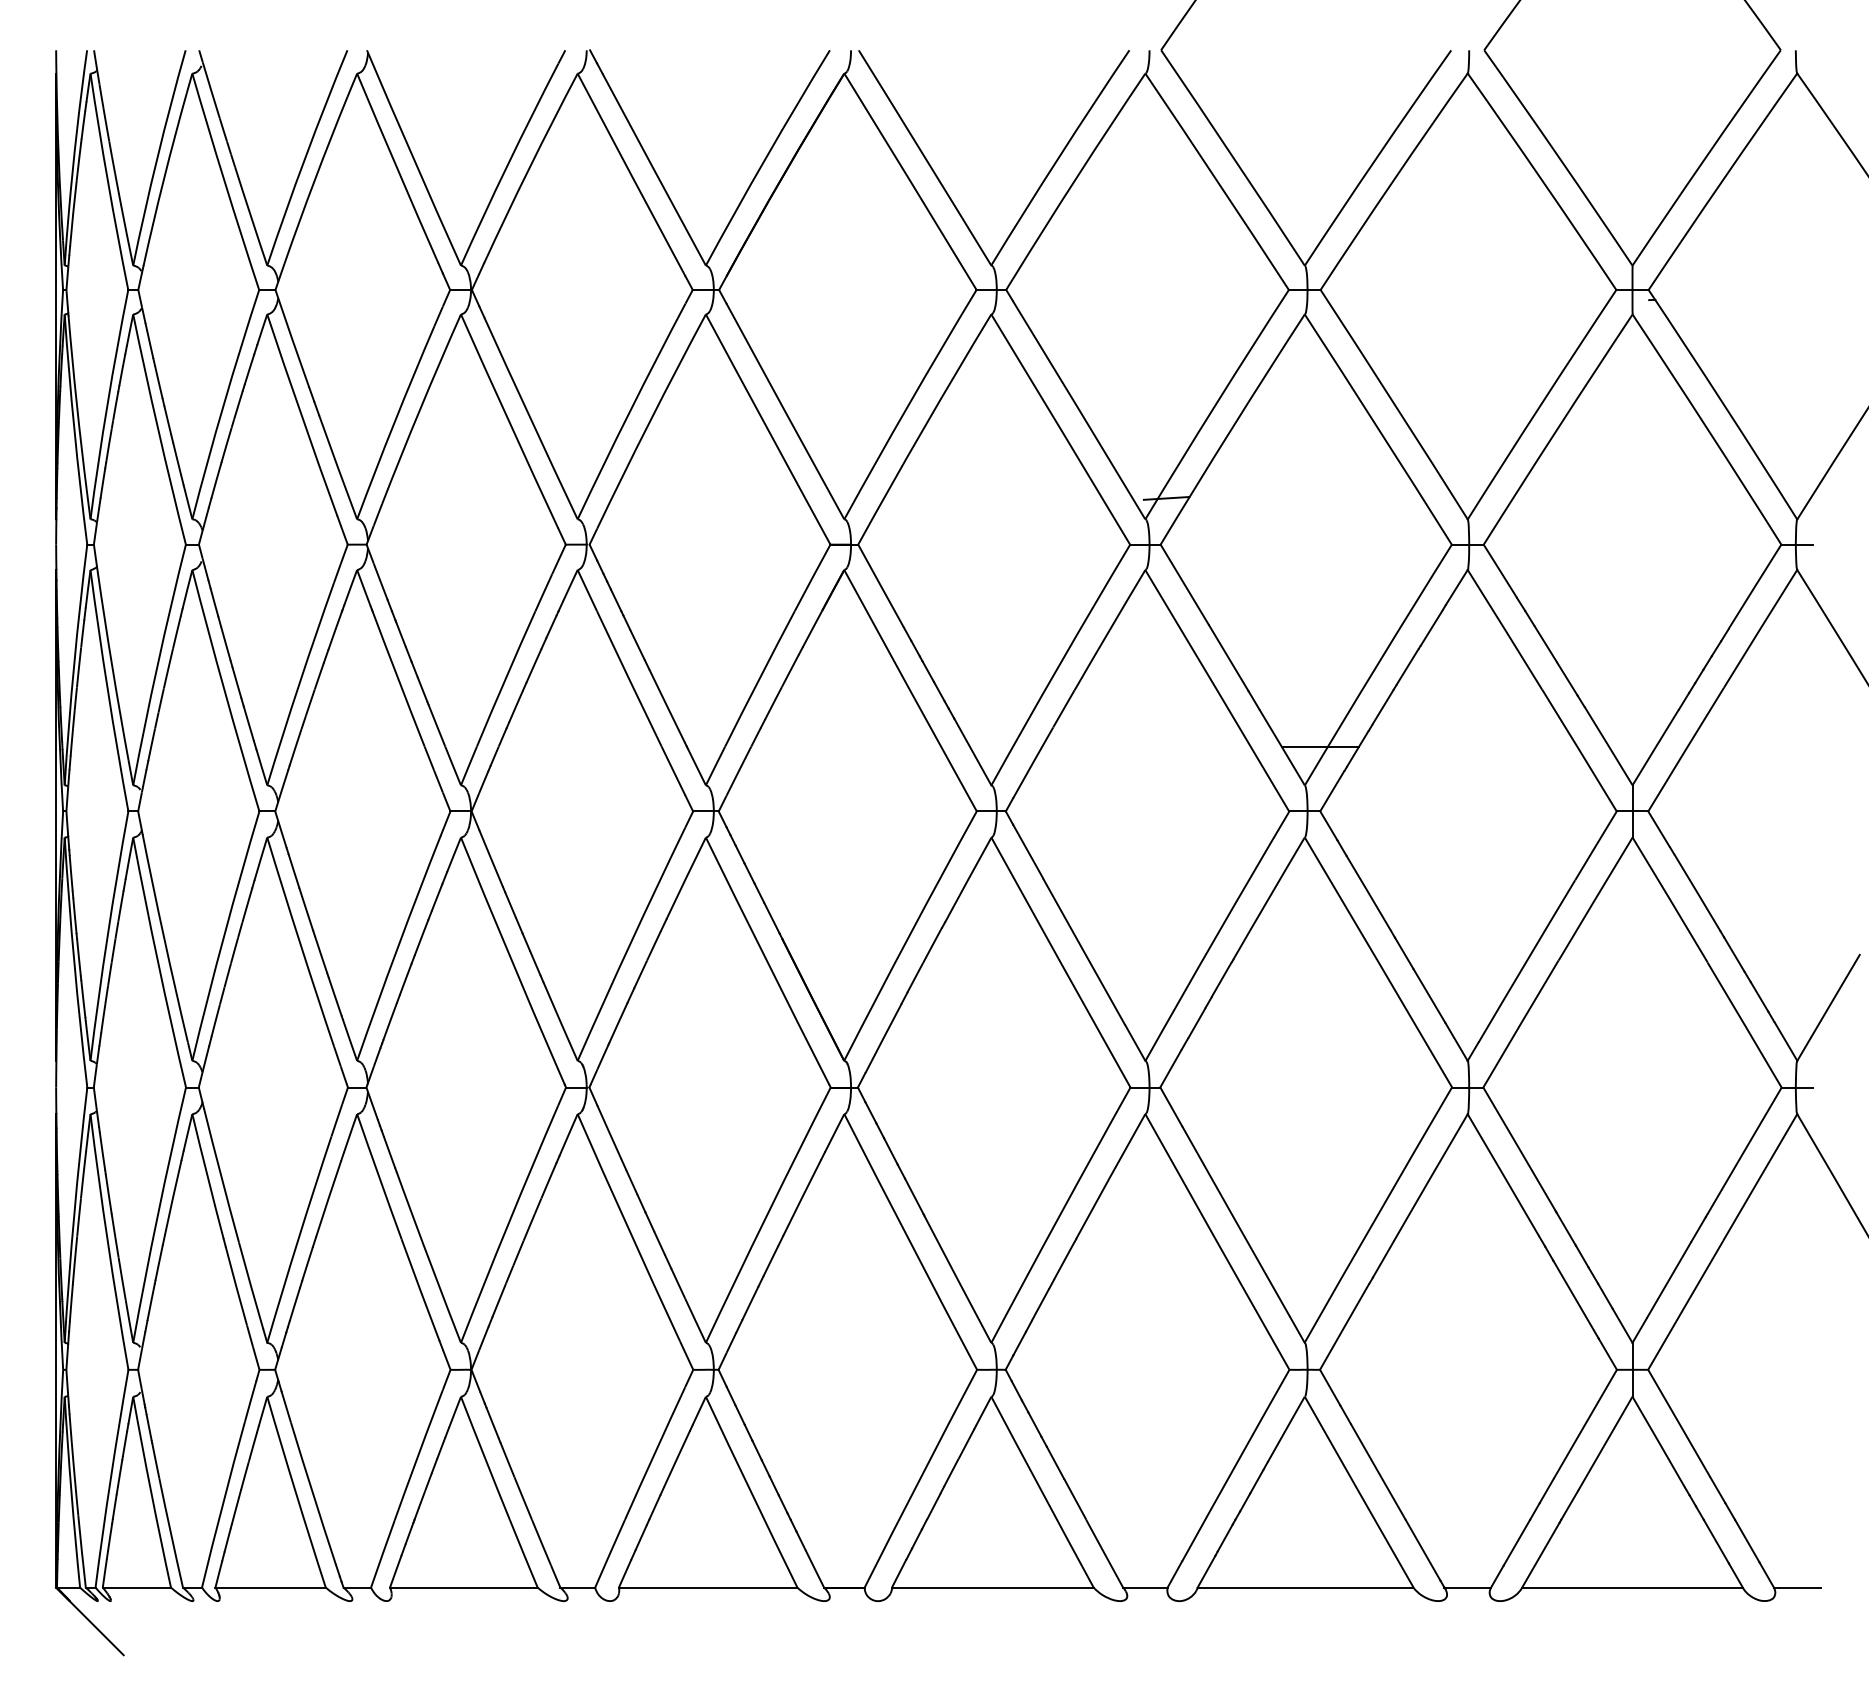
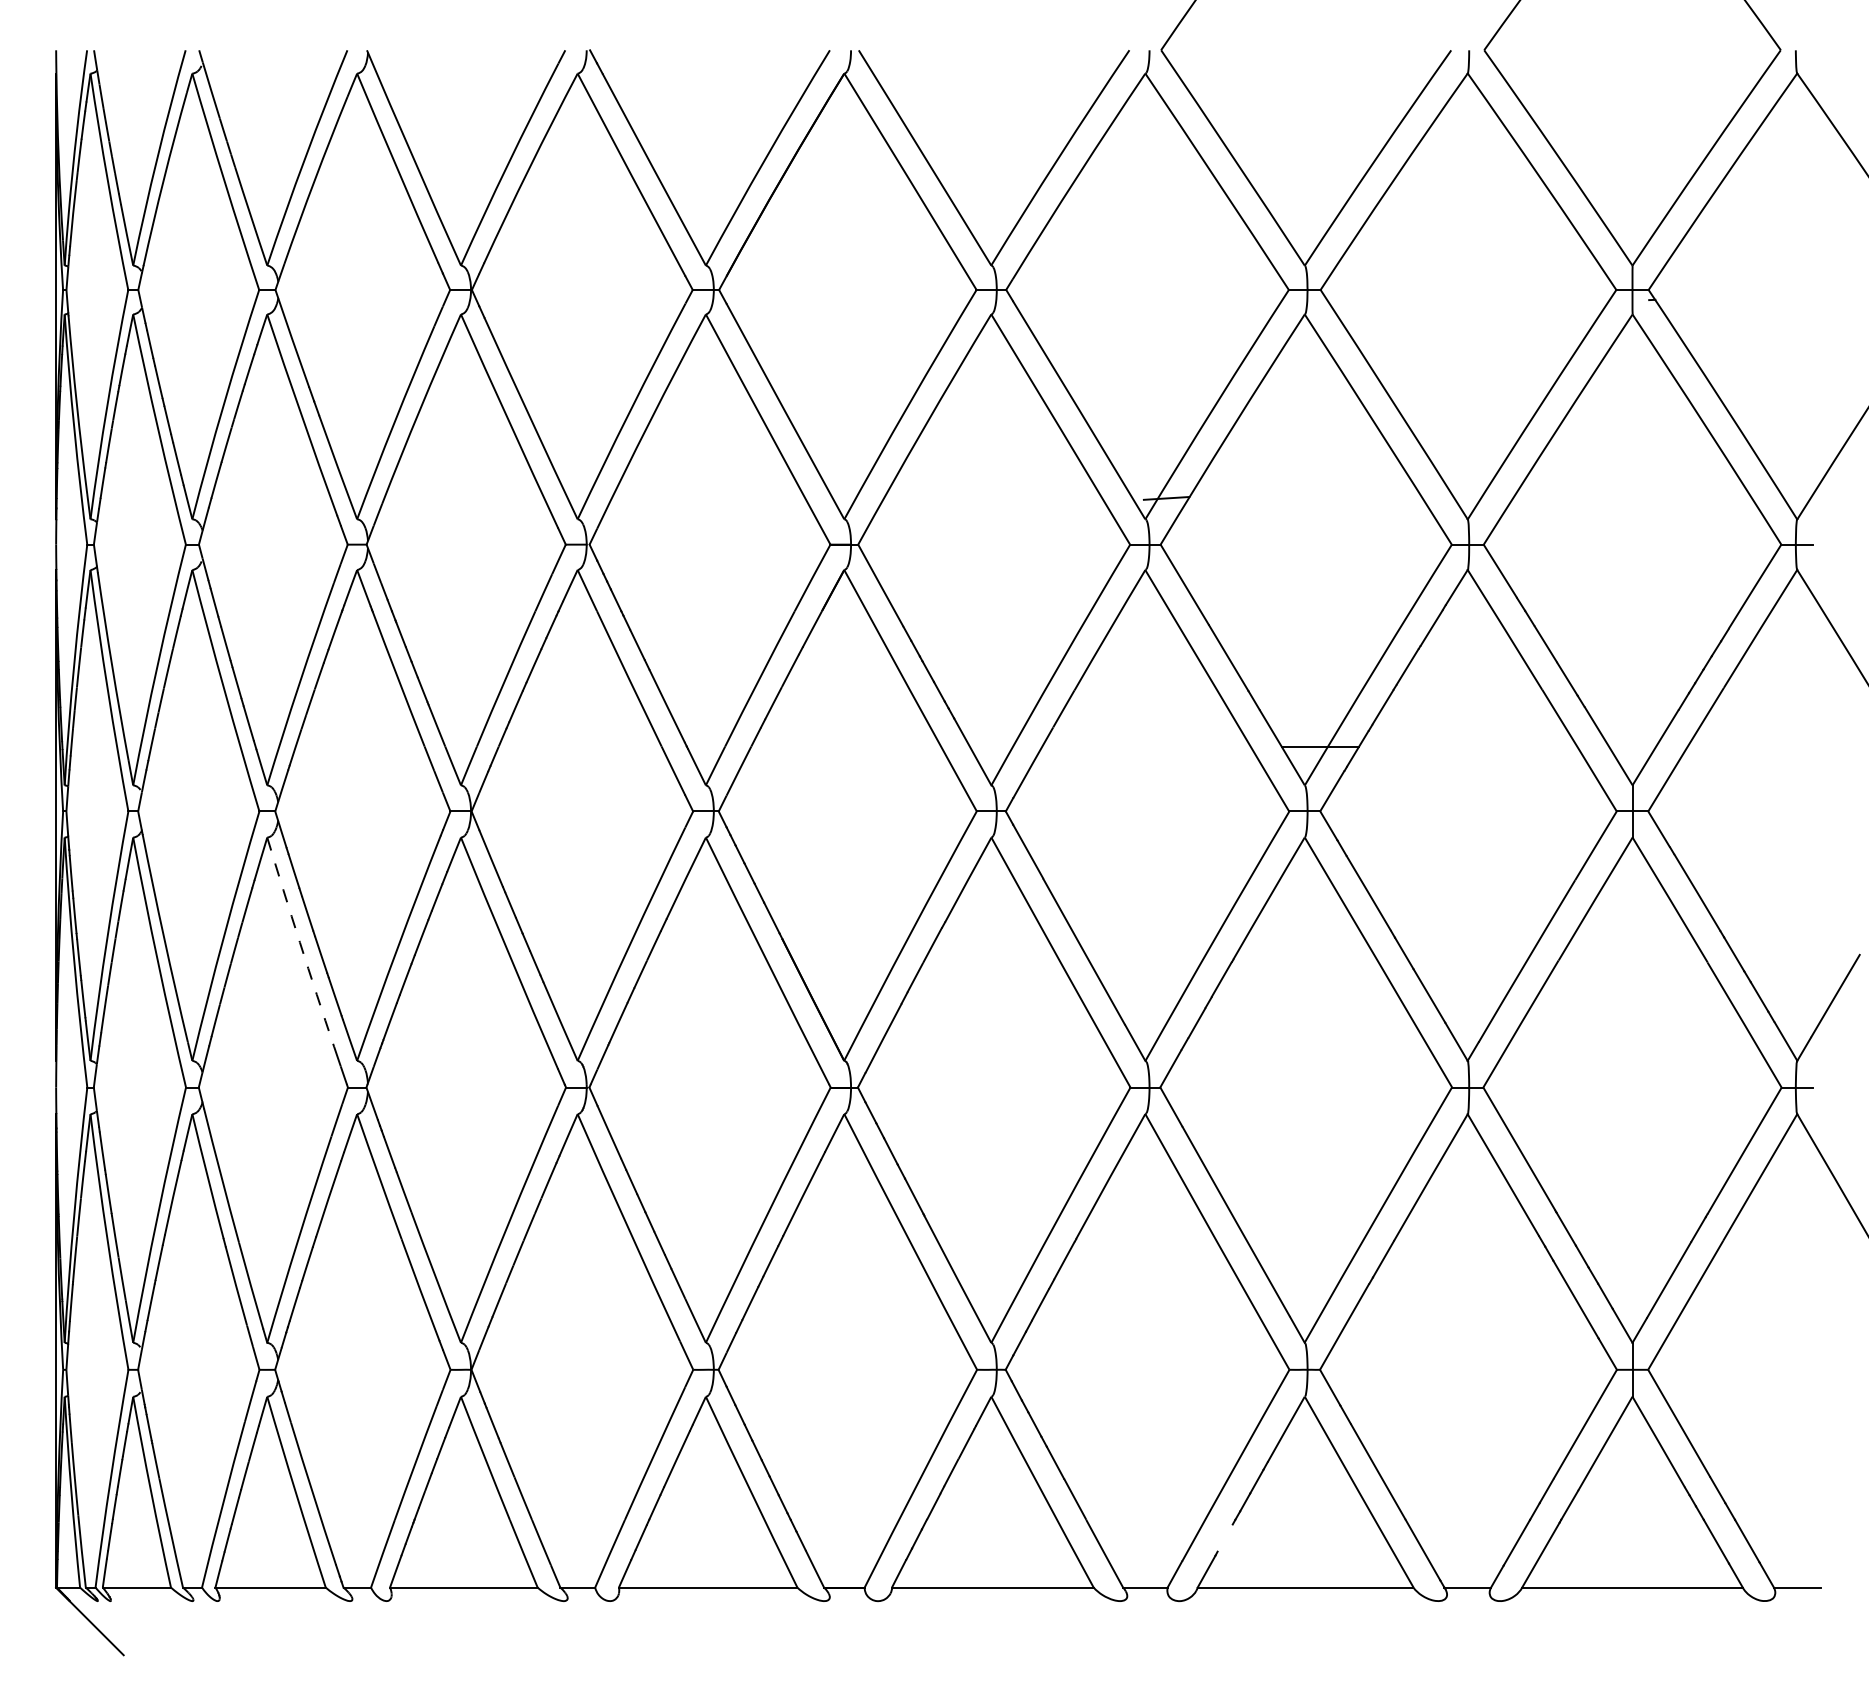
arc: solid -> dashed (299, 942)
line: present -> none (1224, 1537)
